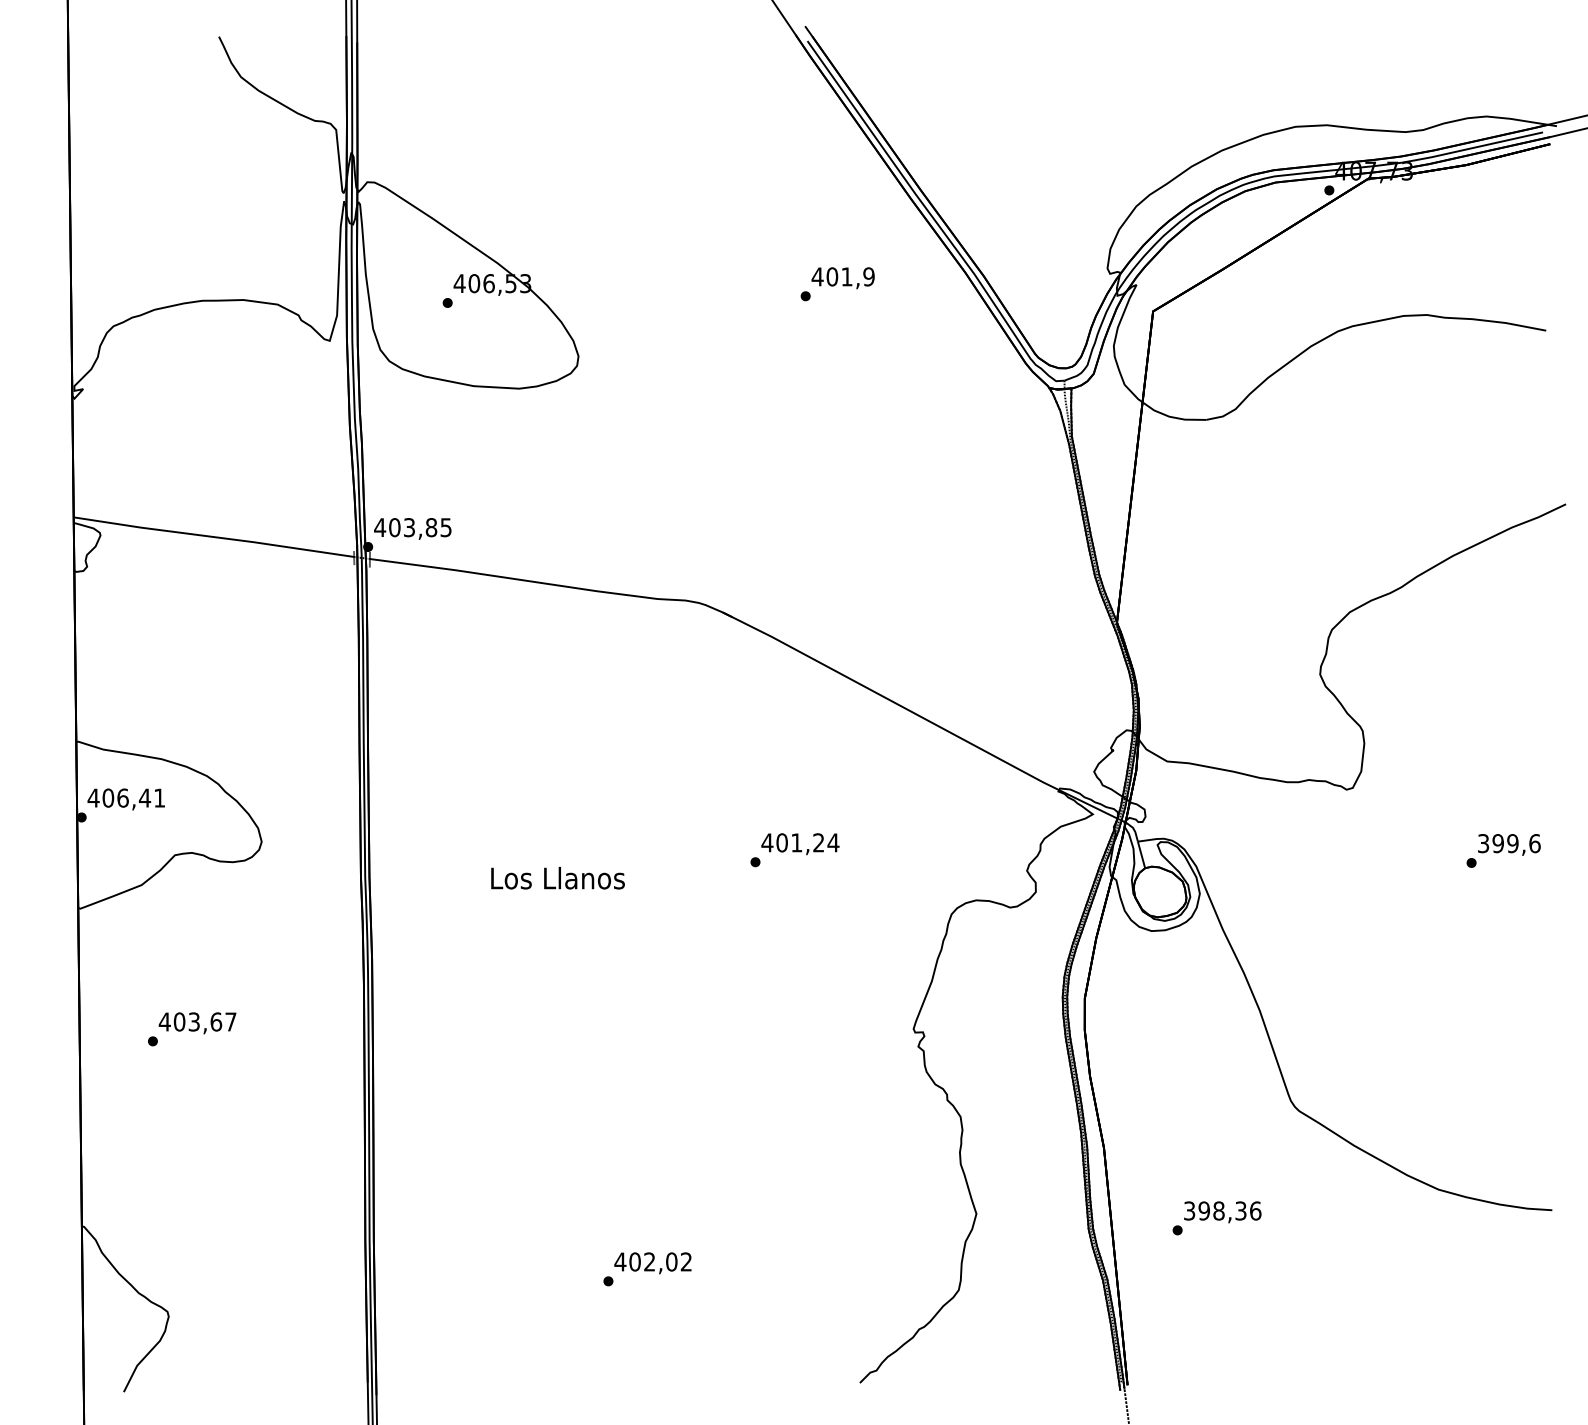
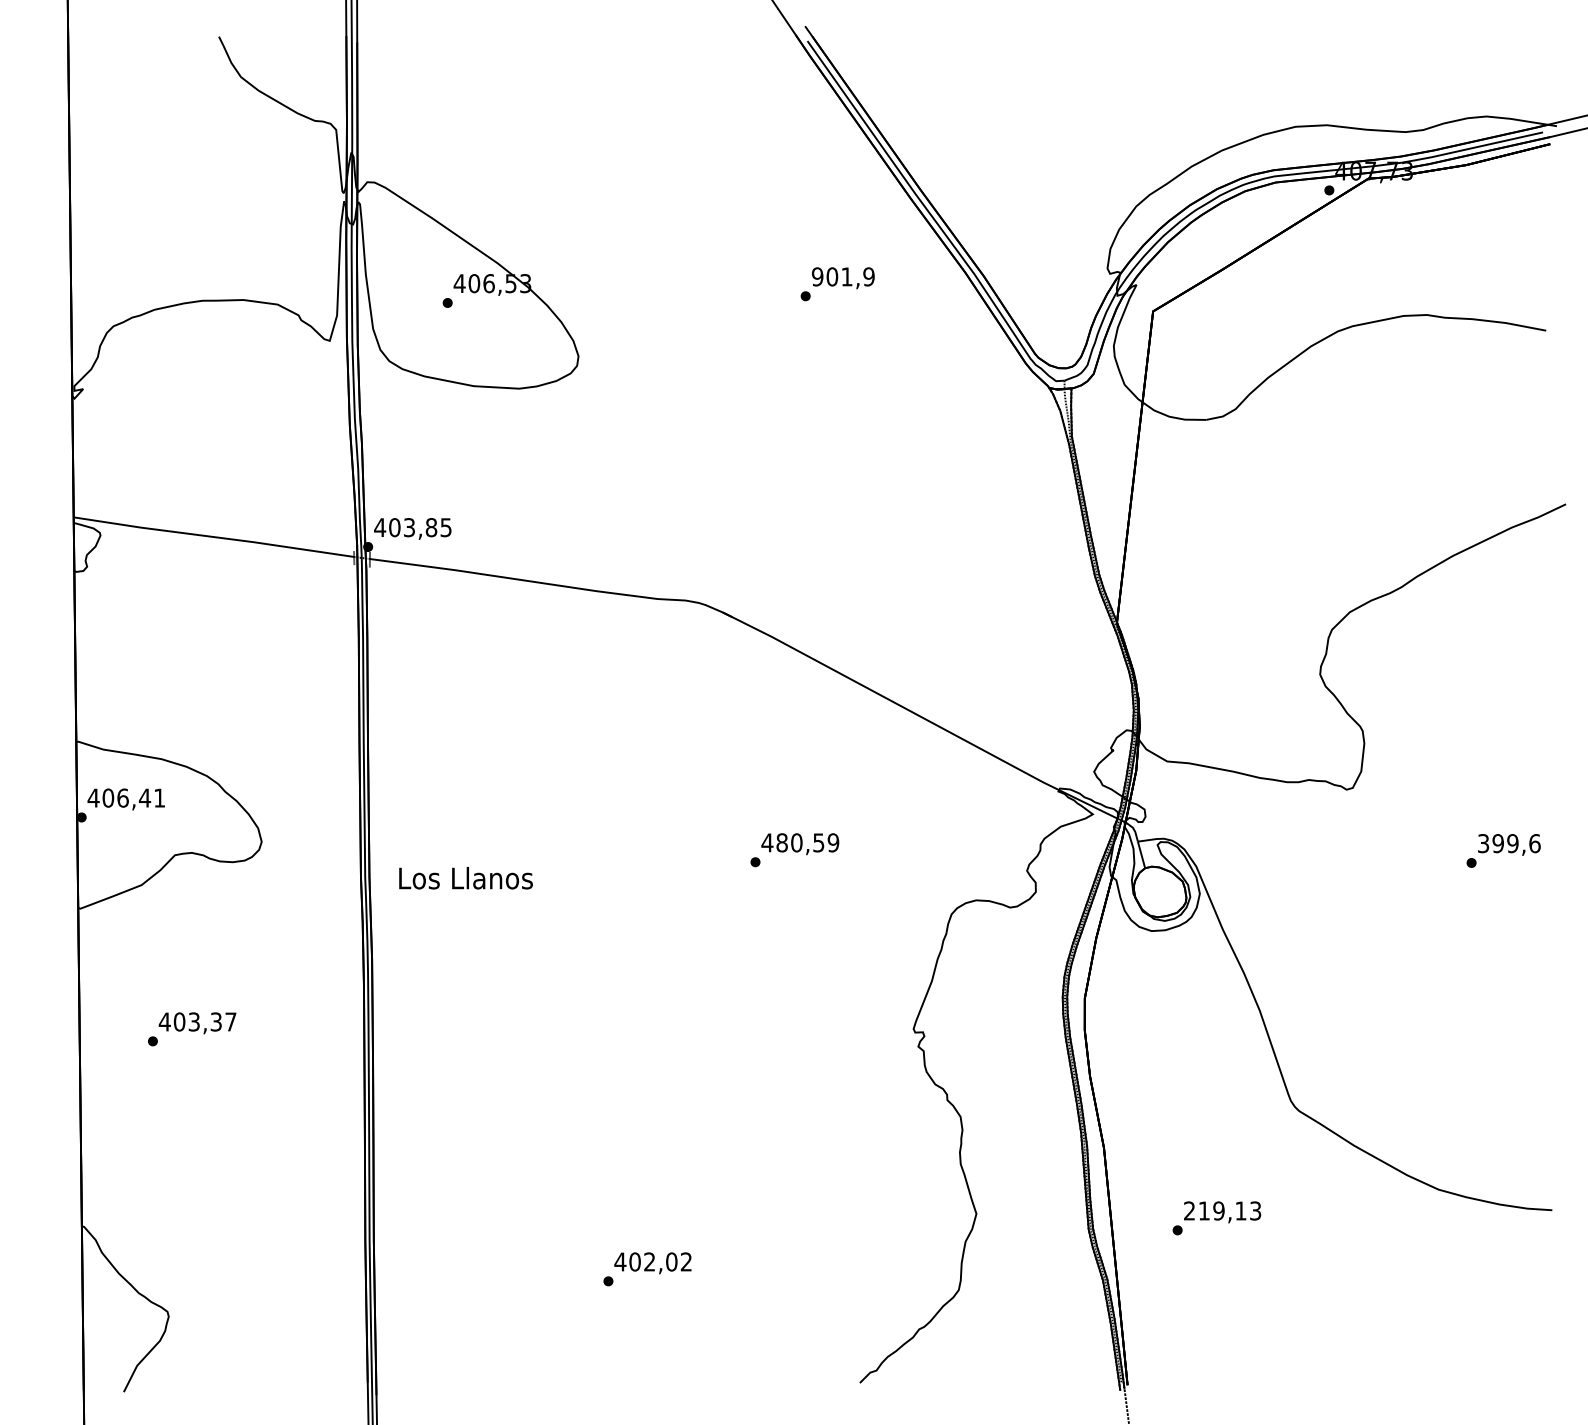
text: 401,9 -> 901,9 (817, 276)
text: 401,24 -> 480,59 (807, 842)
text position: (557, 878) -> (465, 878) (465, 878)
text: 403,67 -> 403,37 (216, 1021)
text: 398,36 -> 219,13 (1222, 1210)
